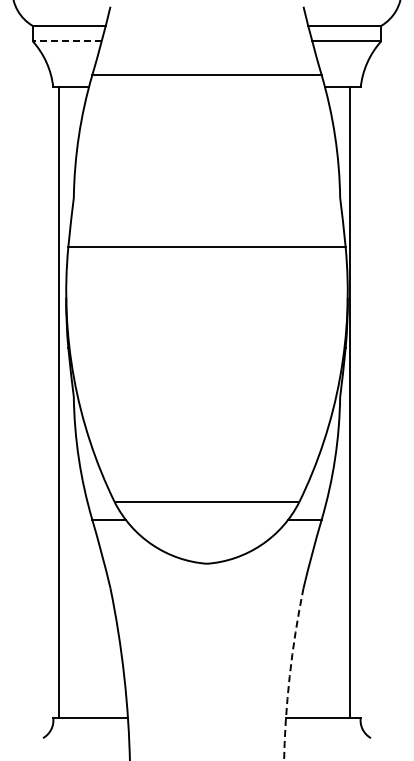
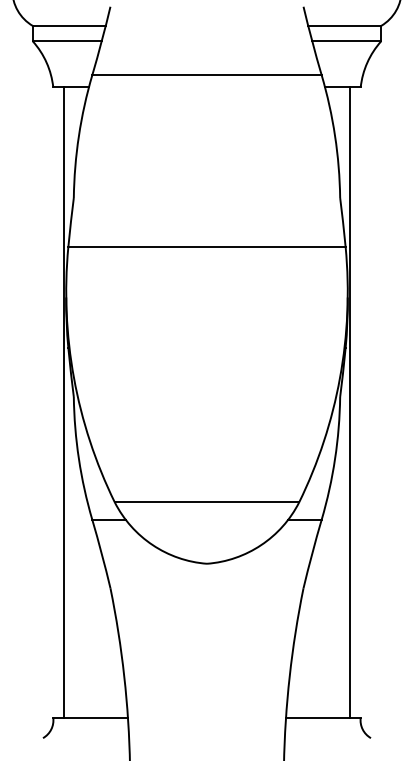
line: dashed -> solid (66, 41)
line position: (58, 402) -> (63, 402) (63, 402)
arc: dashed -> solid (289, 674)
